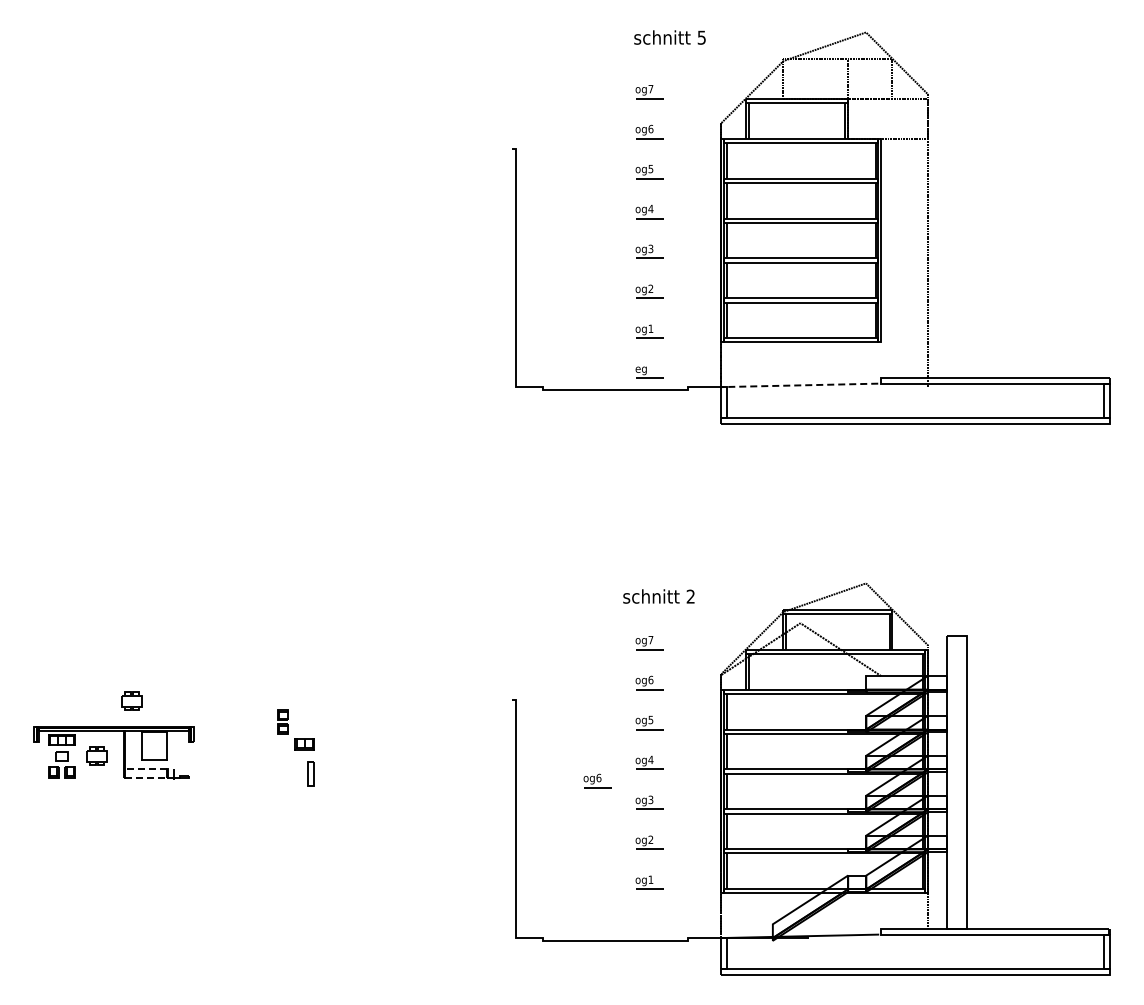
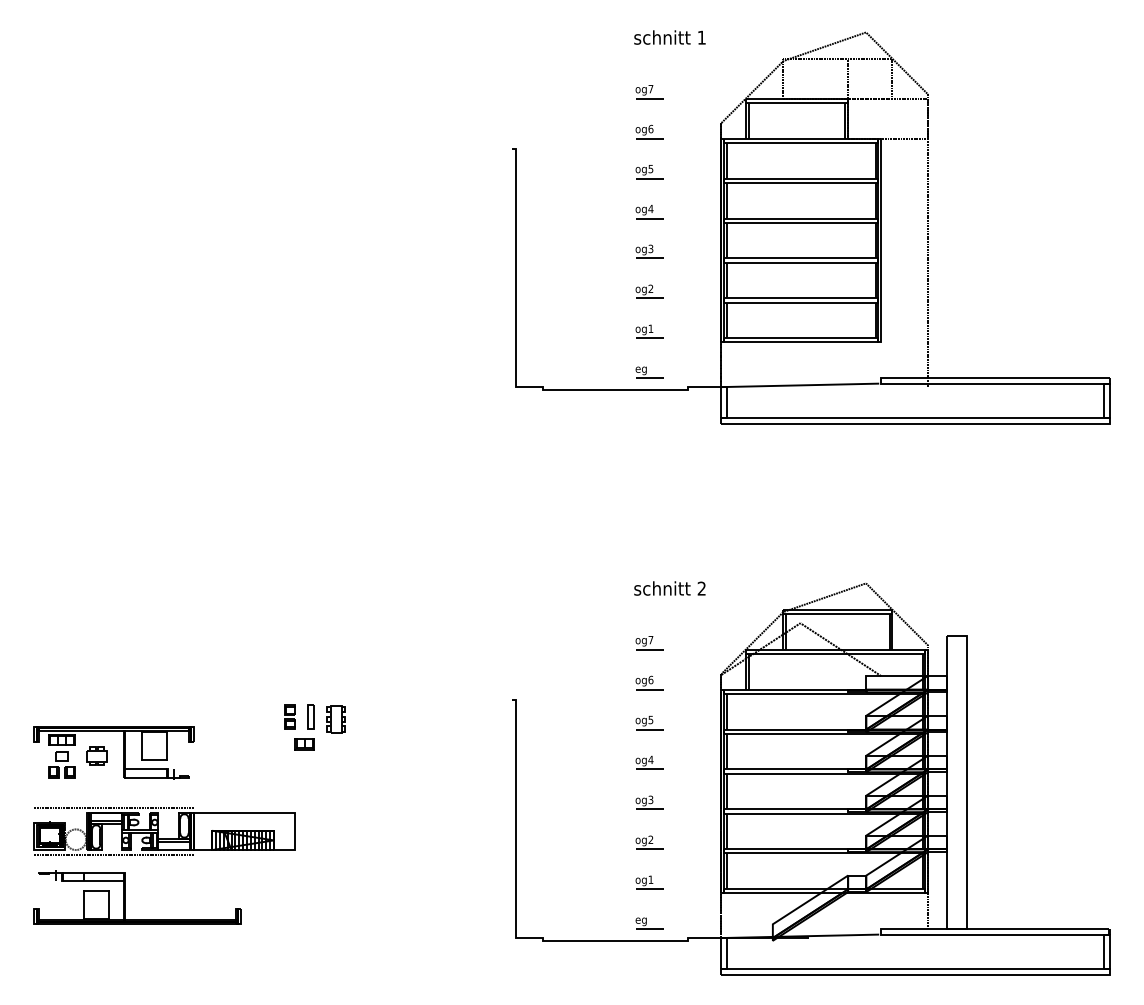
text: 5 -> 1 (701, 37)
line: dashed -> solid (799, 385)
text position: (658, 596) -> (669, 588) (669, 588)
part: present -> none (131, 700)
part: none -> present (335, 719)
part position: (282, 721) -> (289, 716) (289, 716)
line: dashed -> solid (145, 769)
part position: (310, 773) -> (310, 716) (310, 716)
line: dashed -> solid (145, 777)
part: present -> none (597, 780)
part: none -> present (164, 831)
part: none -> present (125, 897)
part: none -> present (649, 923)
